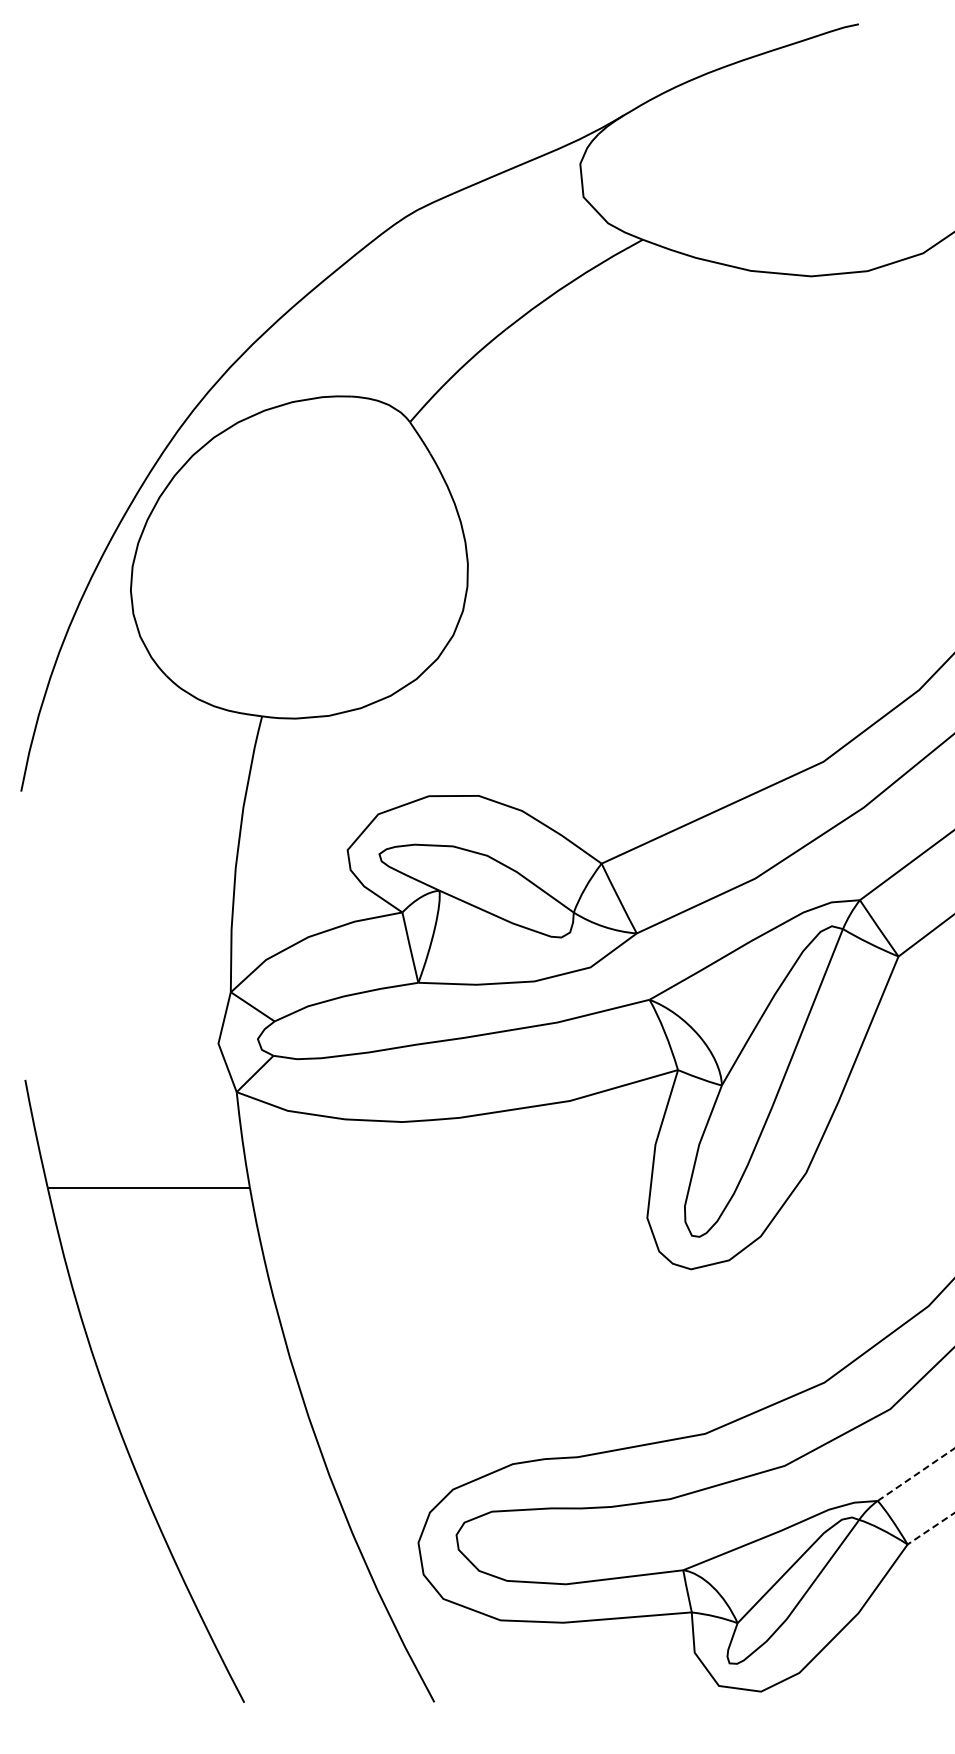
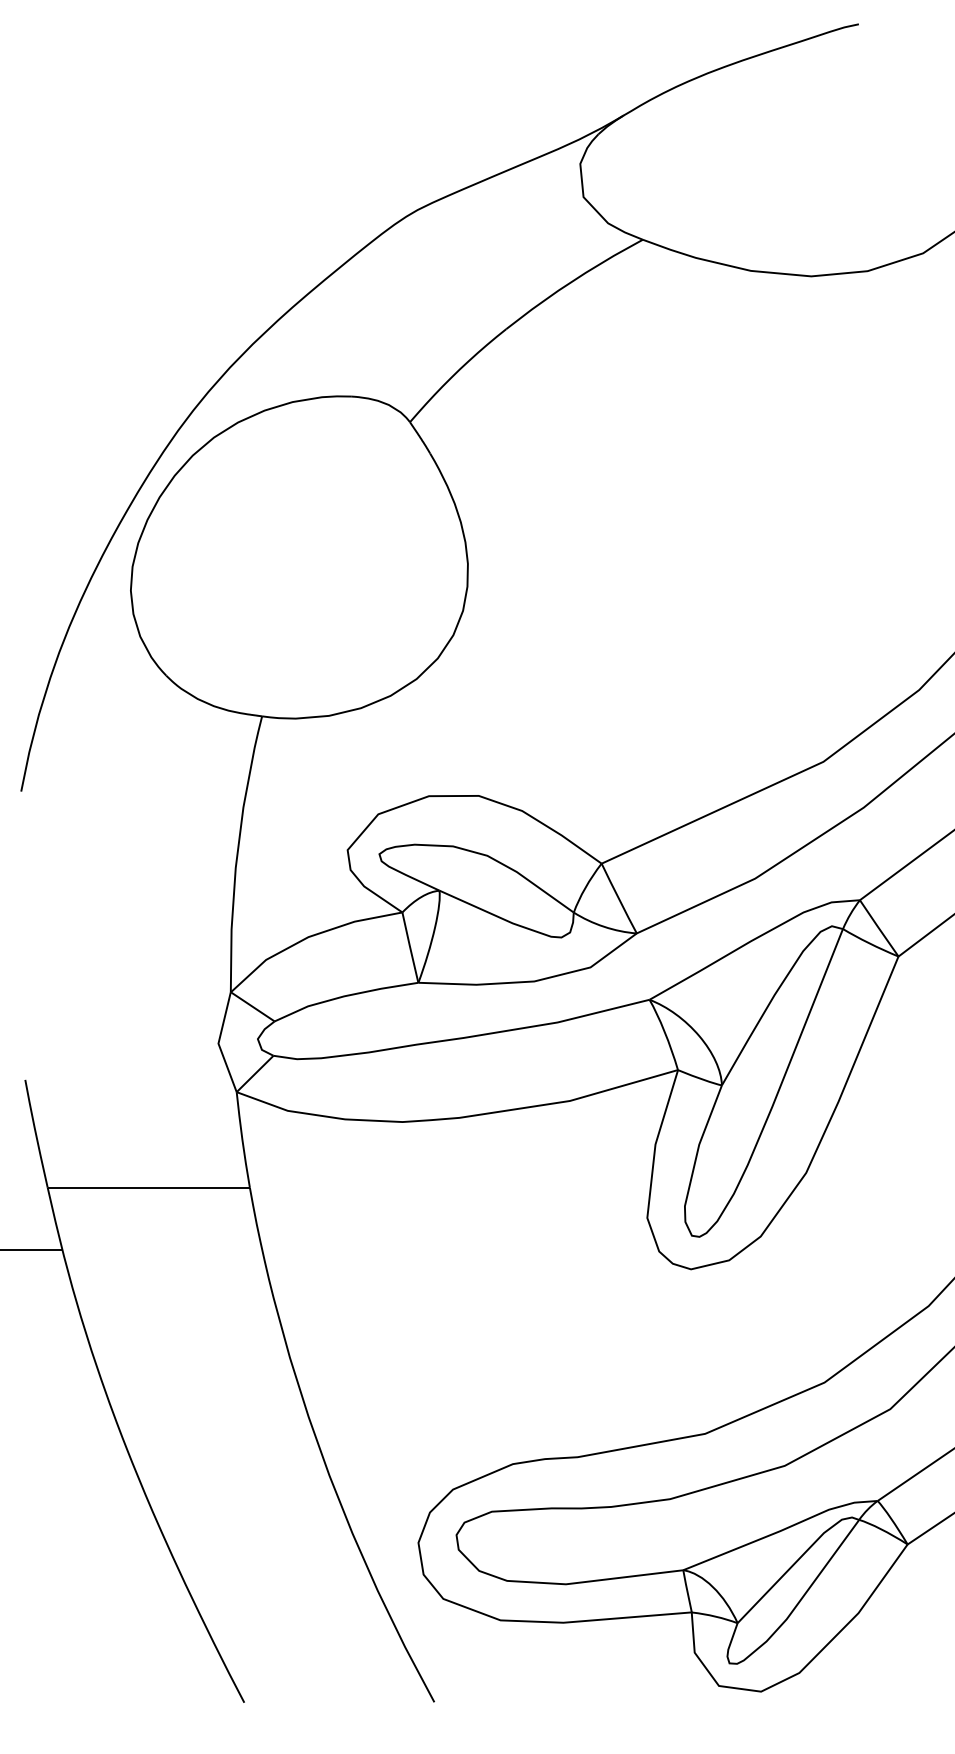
line: none -> present (32, 1249)
line: dashed -> solid (916, 1474)
line: dashed -> solid (930, 1529)
